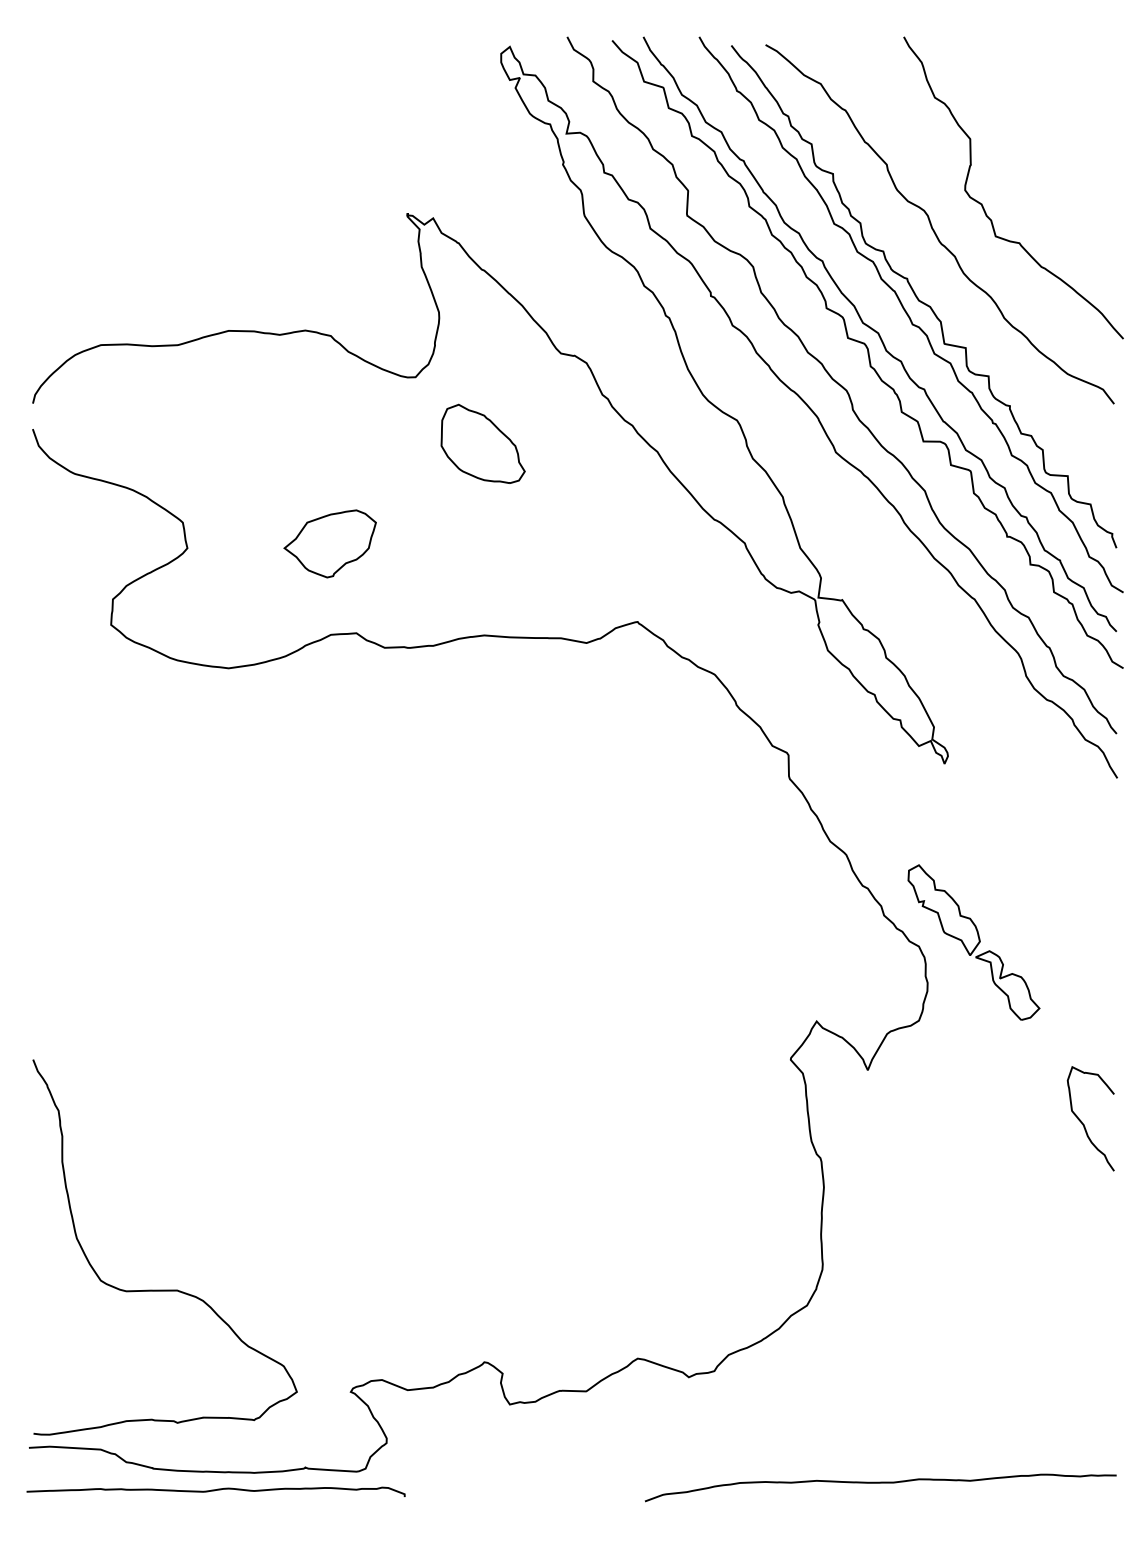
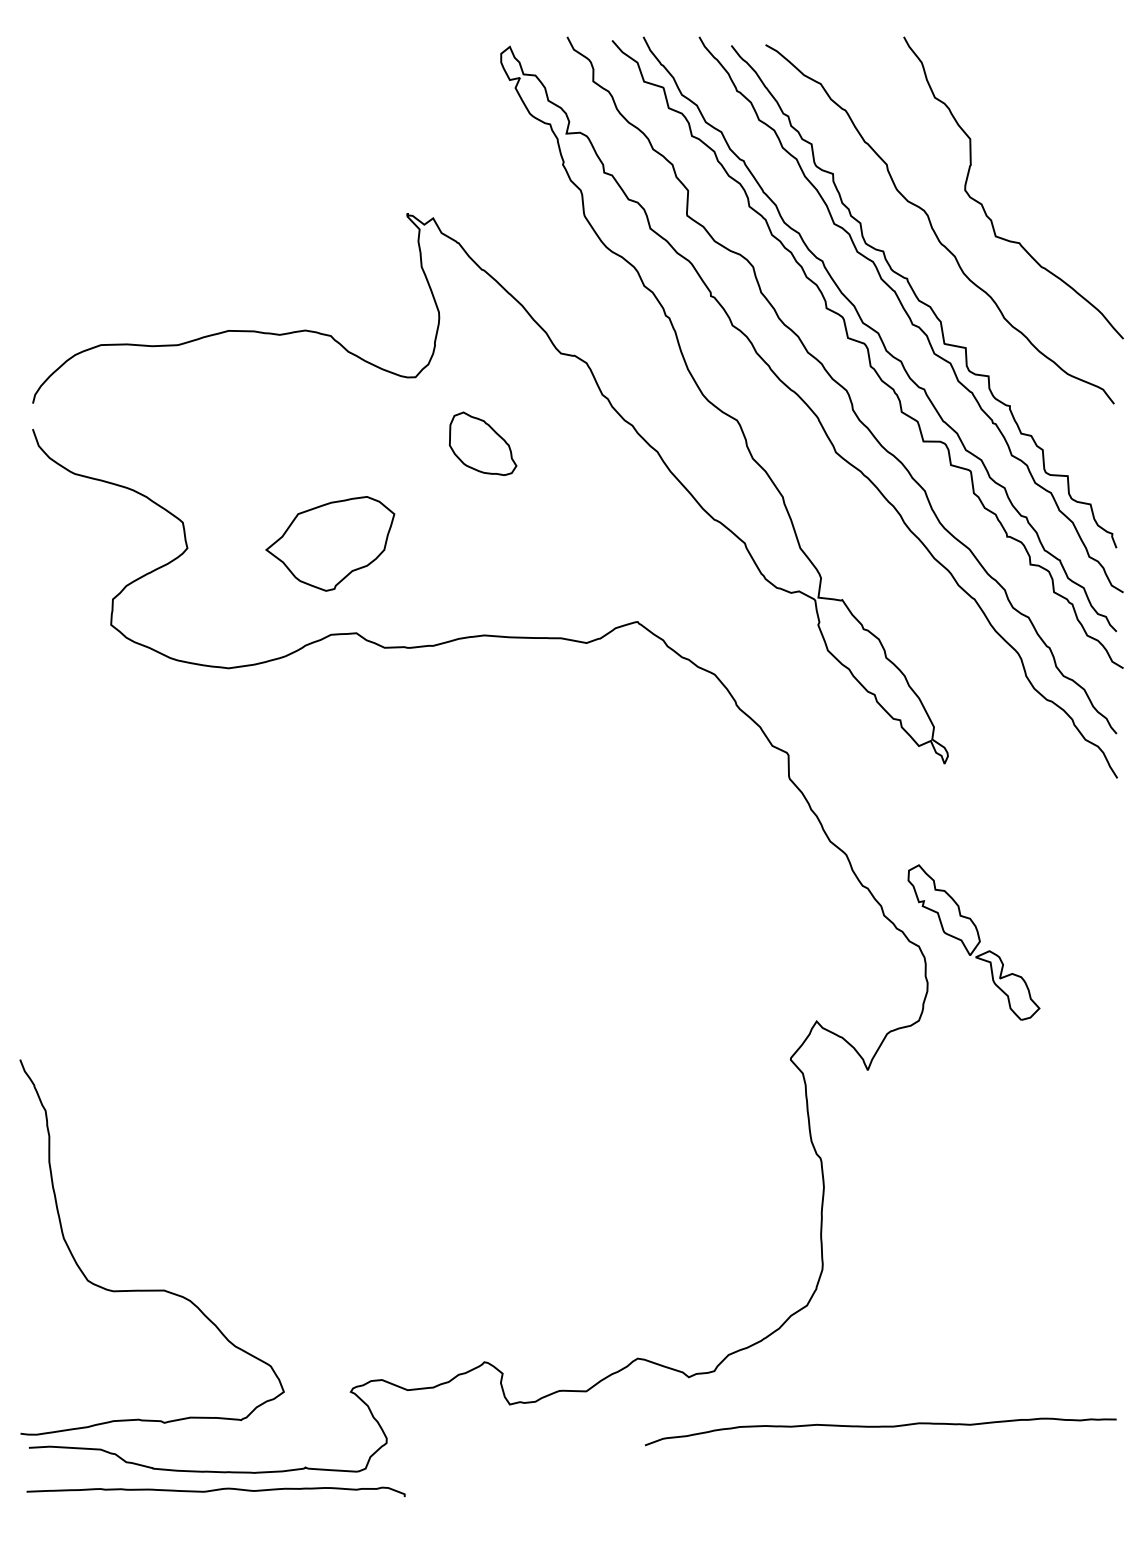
part size: 86x81 px -> 69x65 px (483, 443)
part size: 94x70 px -> 131x96 px (330, 543)
curve: present -> none (1084, 1124)
curve position: (164, 1289) -> (151, 1289) (151, 1289)
curve position: (880, 1483) -> (880, 1427) (880, 1427)
